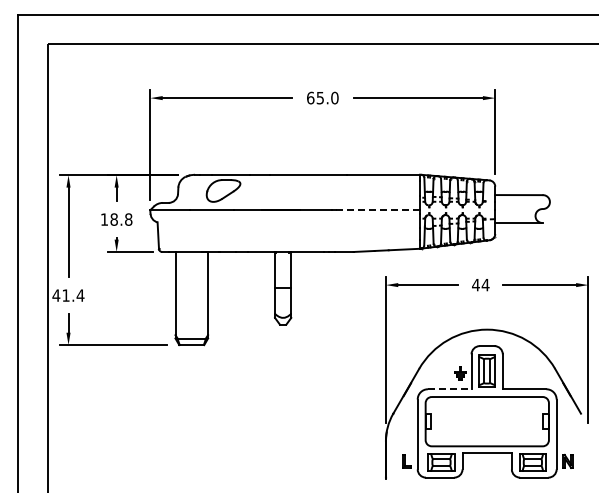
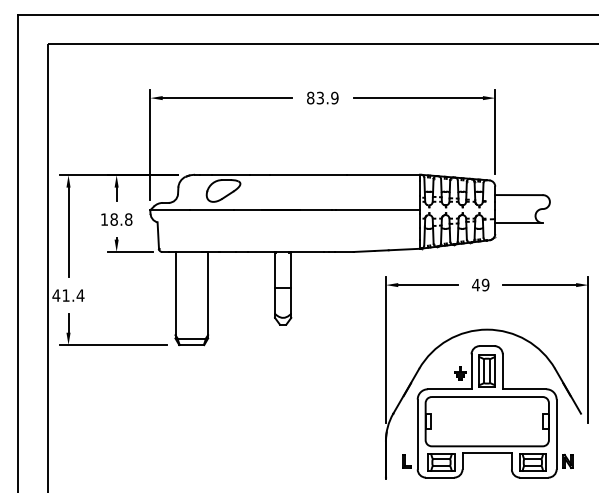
text: 65.0 -> 83.9 (322, 97)
line: dashed -> solid (378, 210)
text: 44 -> 49 (485, 284)
line: dashed -> solid (449, 389)
